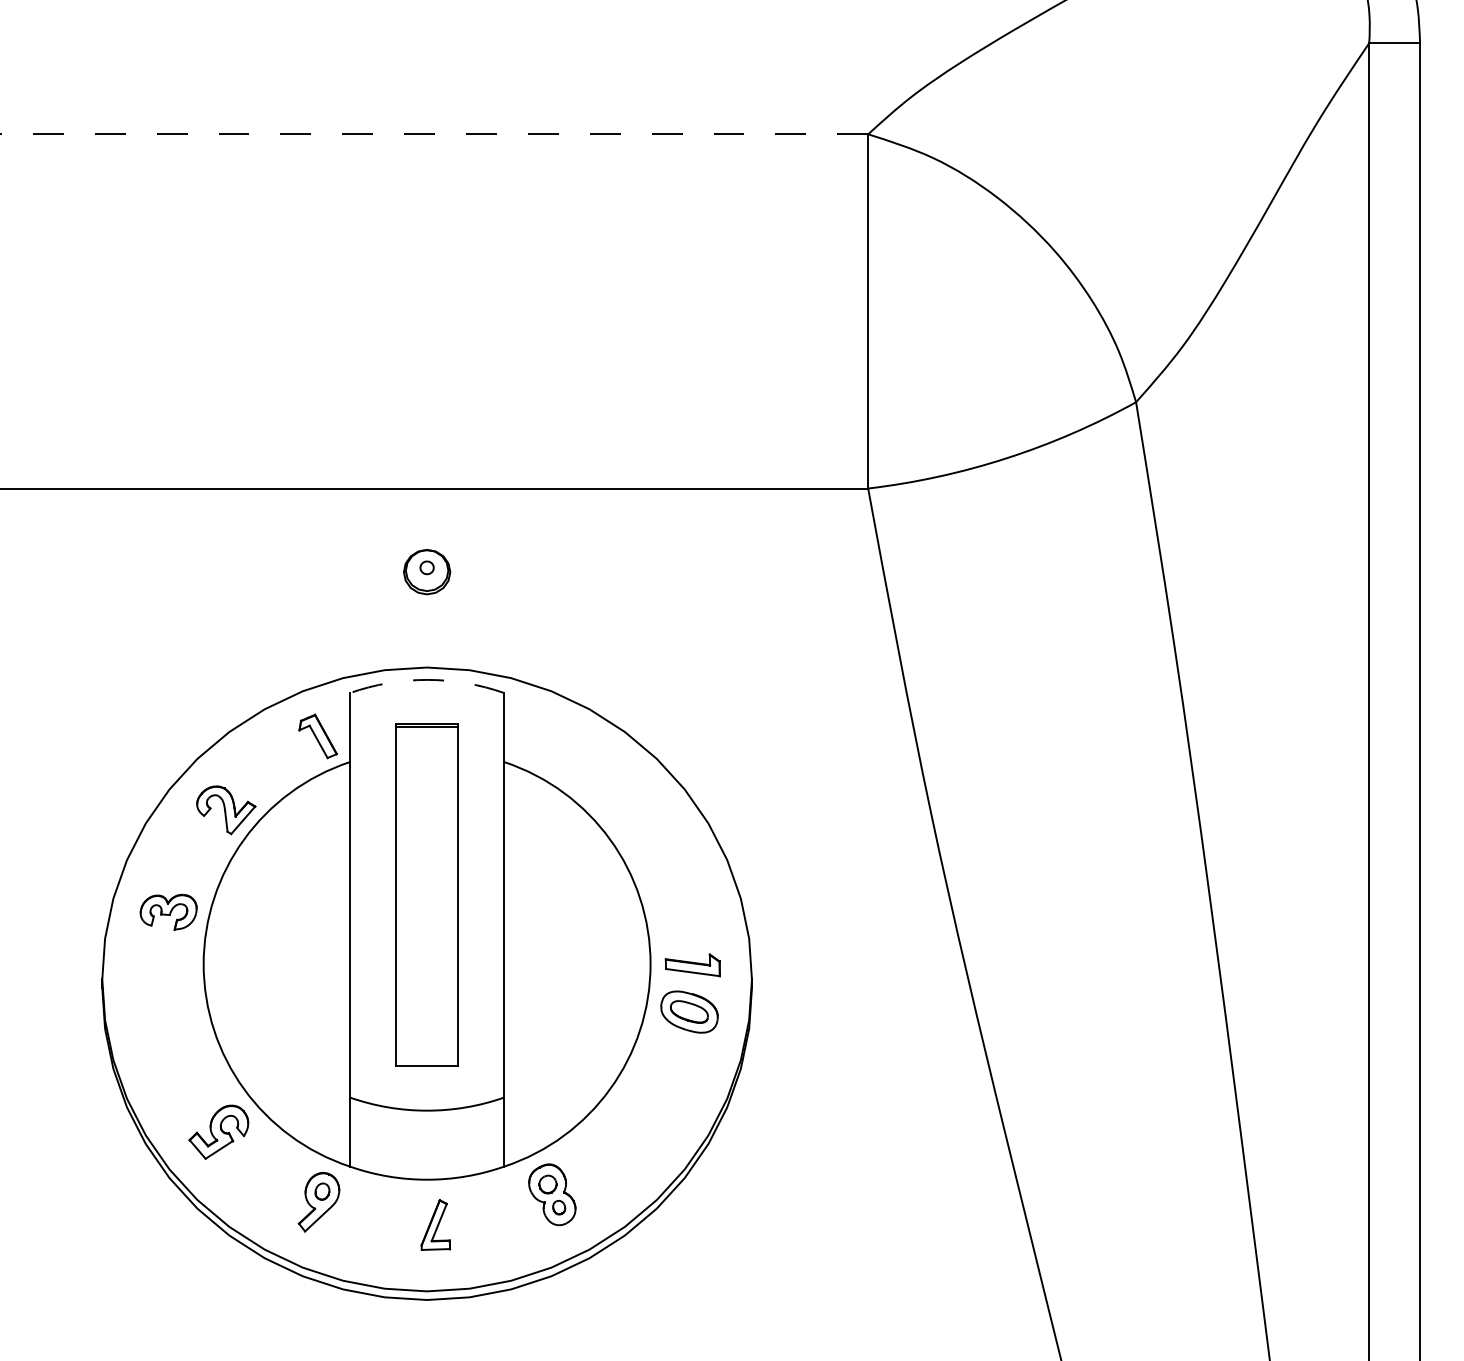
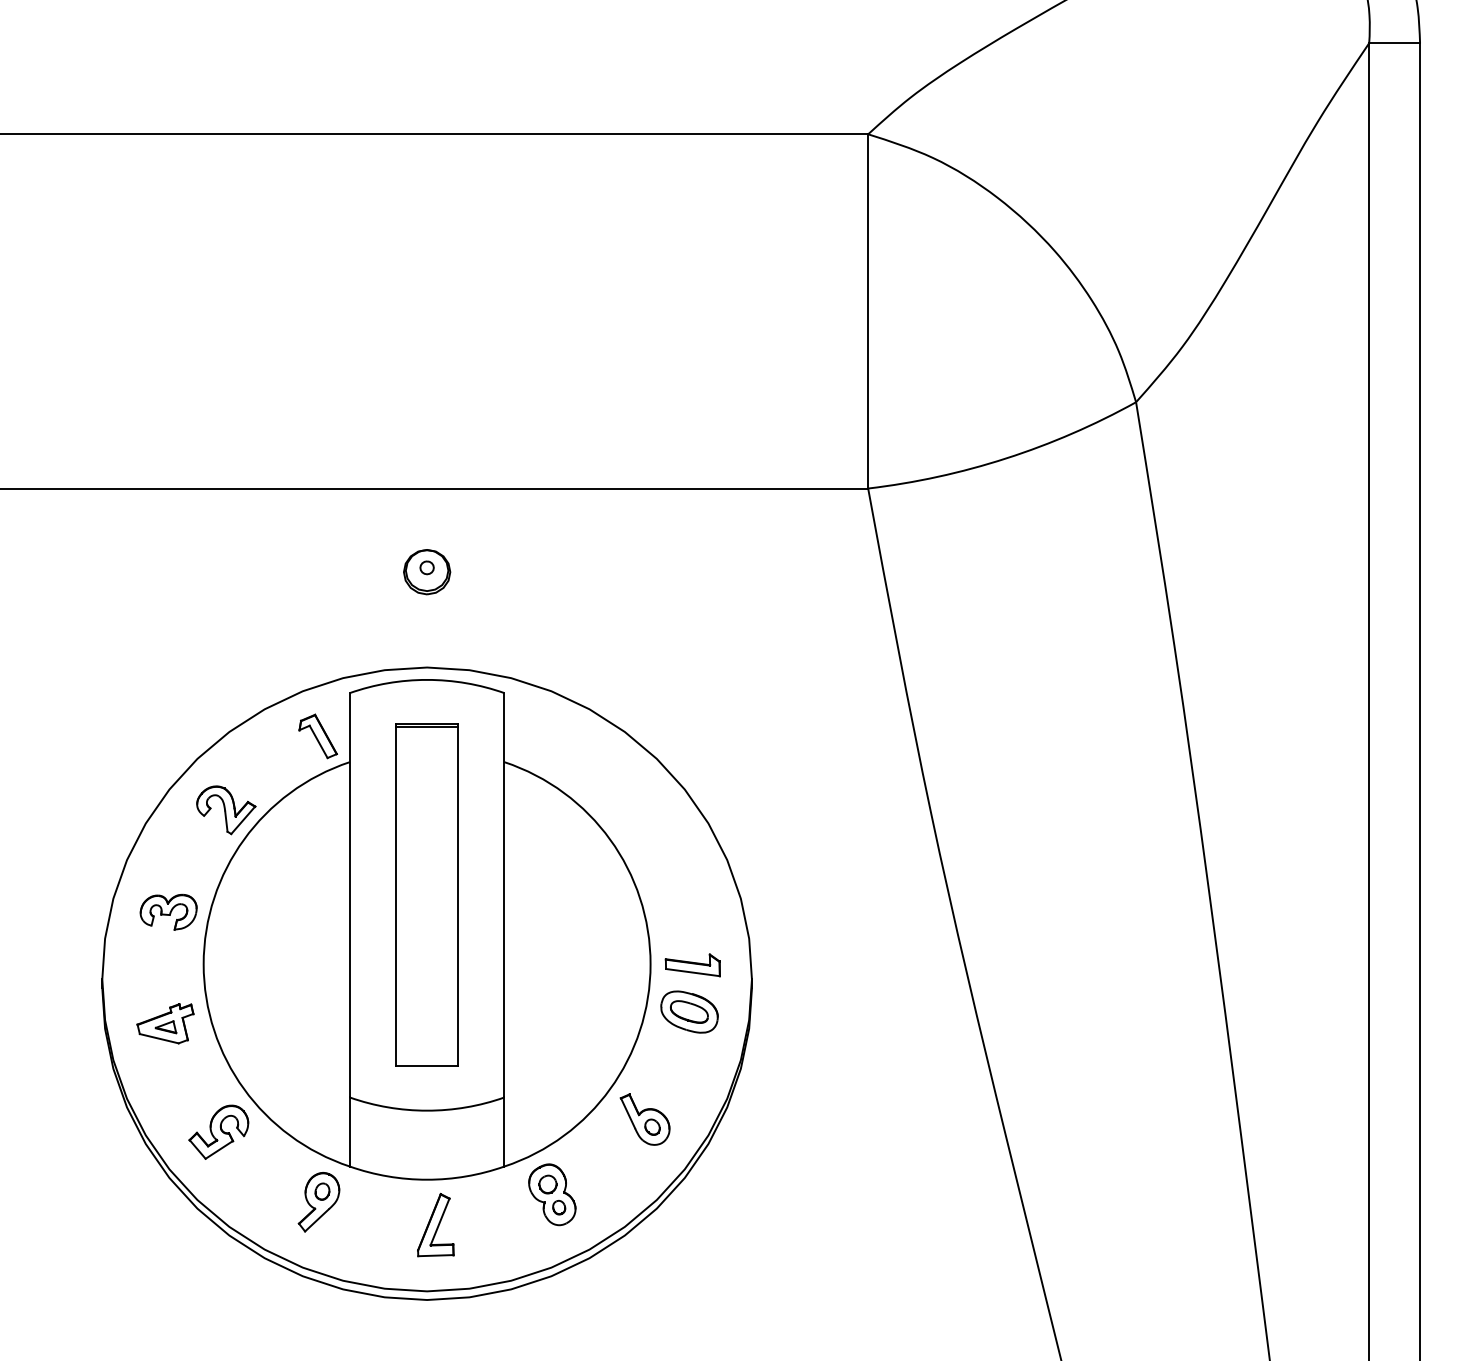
line: dashed -> solid (434, 134)
arc: dashed -> solid (427, 679)
part: none -> present (165, 1023)
part: none -> present (644, 1119)
part size: 32x52 px -> 38x66 px (435, 1224)
